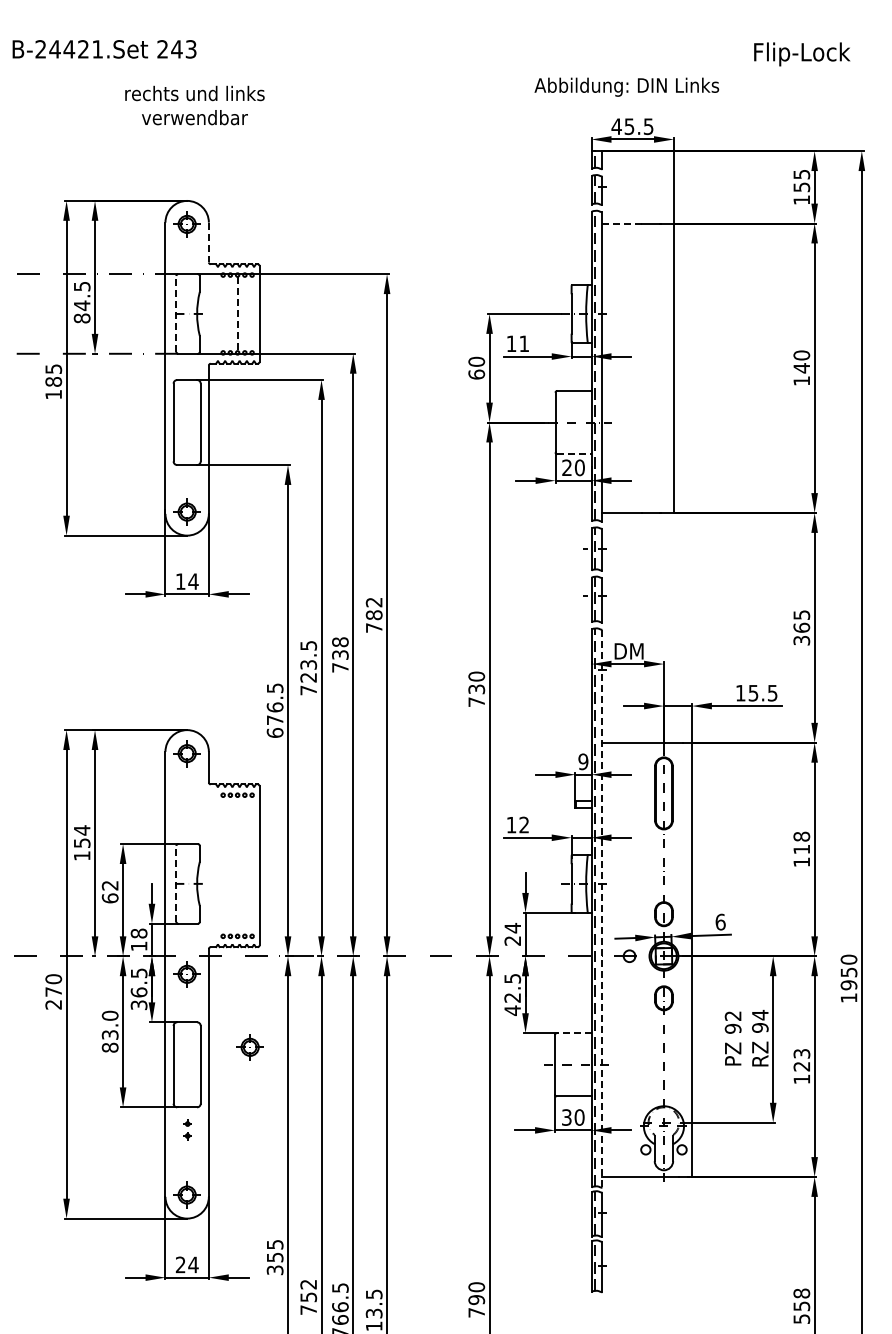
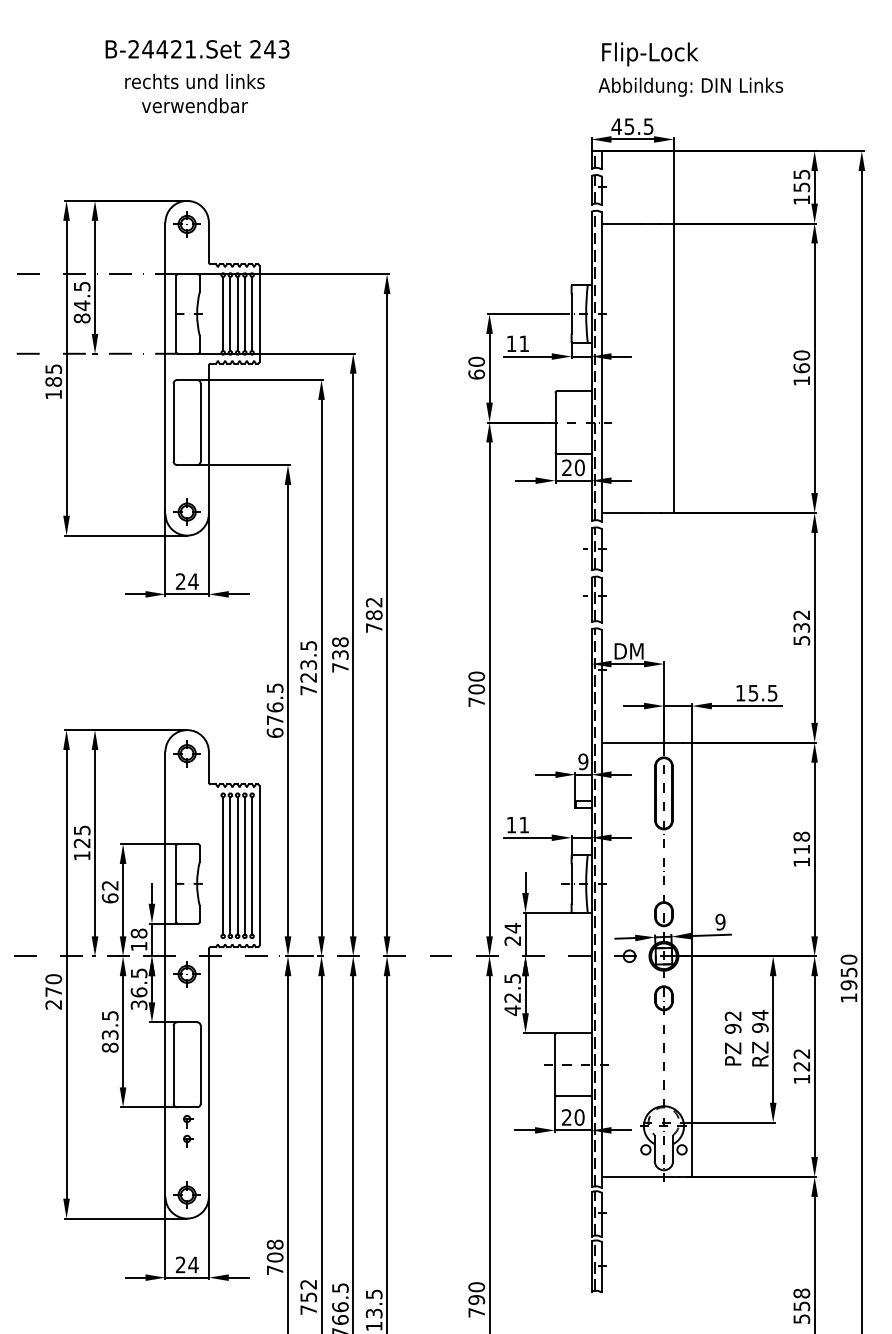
text position: (104, 49) -> (197, 49) (197, 49)
text position: (802, 54) -> (650, 54) (650, 54)
text position: (626, 86) -> (690, 86) (690, 86)
text position: (194, 105) -> (194, 93) (194, 93)
line: dashed -> solid (622, 223)
line: dashed -> solid (208, 242)
line: none -> present (223, 313)
line: none -> present (230, 313)
line: none -> present (244, 313)
line: none -> present (252, 313)
line: dashed -> solid (176, 314)
line: dashed -> solid (237, 314)
text: 140 -> 160 (801, 368)
line: dashed -> solid (574, 454)
text: 14 -> 24 (180, 581)
text: 365 -> 532 (801, 627)
text: 730 -> 700 (476, 689)
text: 12 -> 11 (523, 824)
text: 154 -> 125 (81, 836)
line: none -> present (223, 865)
line: none -> present (230, 865)
line: none -> present (237, 865)
line: none -> present (244, 865)
line: none -> present (252, 865)
line: dashed -> solid (176, 883)
line: dashed -> solid (602, 908)
text: 6 -> 9 (720, 921)
text: 83.0 -> 83.5 (109, 1015)
line: dashed -> solid (573, 1033)
part: present -> none (249, 1047)
text: 123 -> 122 (802, 1053)
text: 30 -> 20 (566, 1117)
part size: 9x22 px -> 11x33 px (188, 1131)
text: 355 -> 708 (274, 1257)
